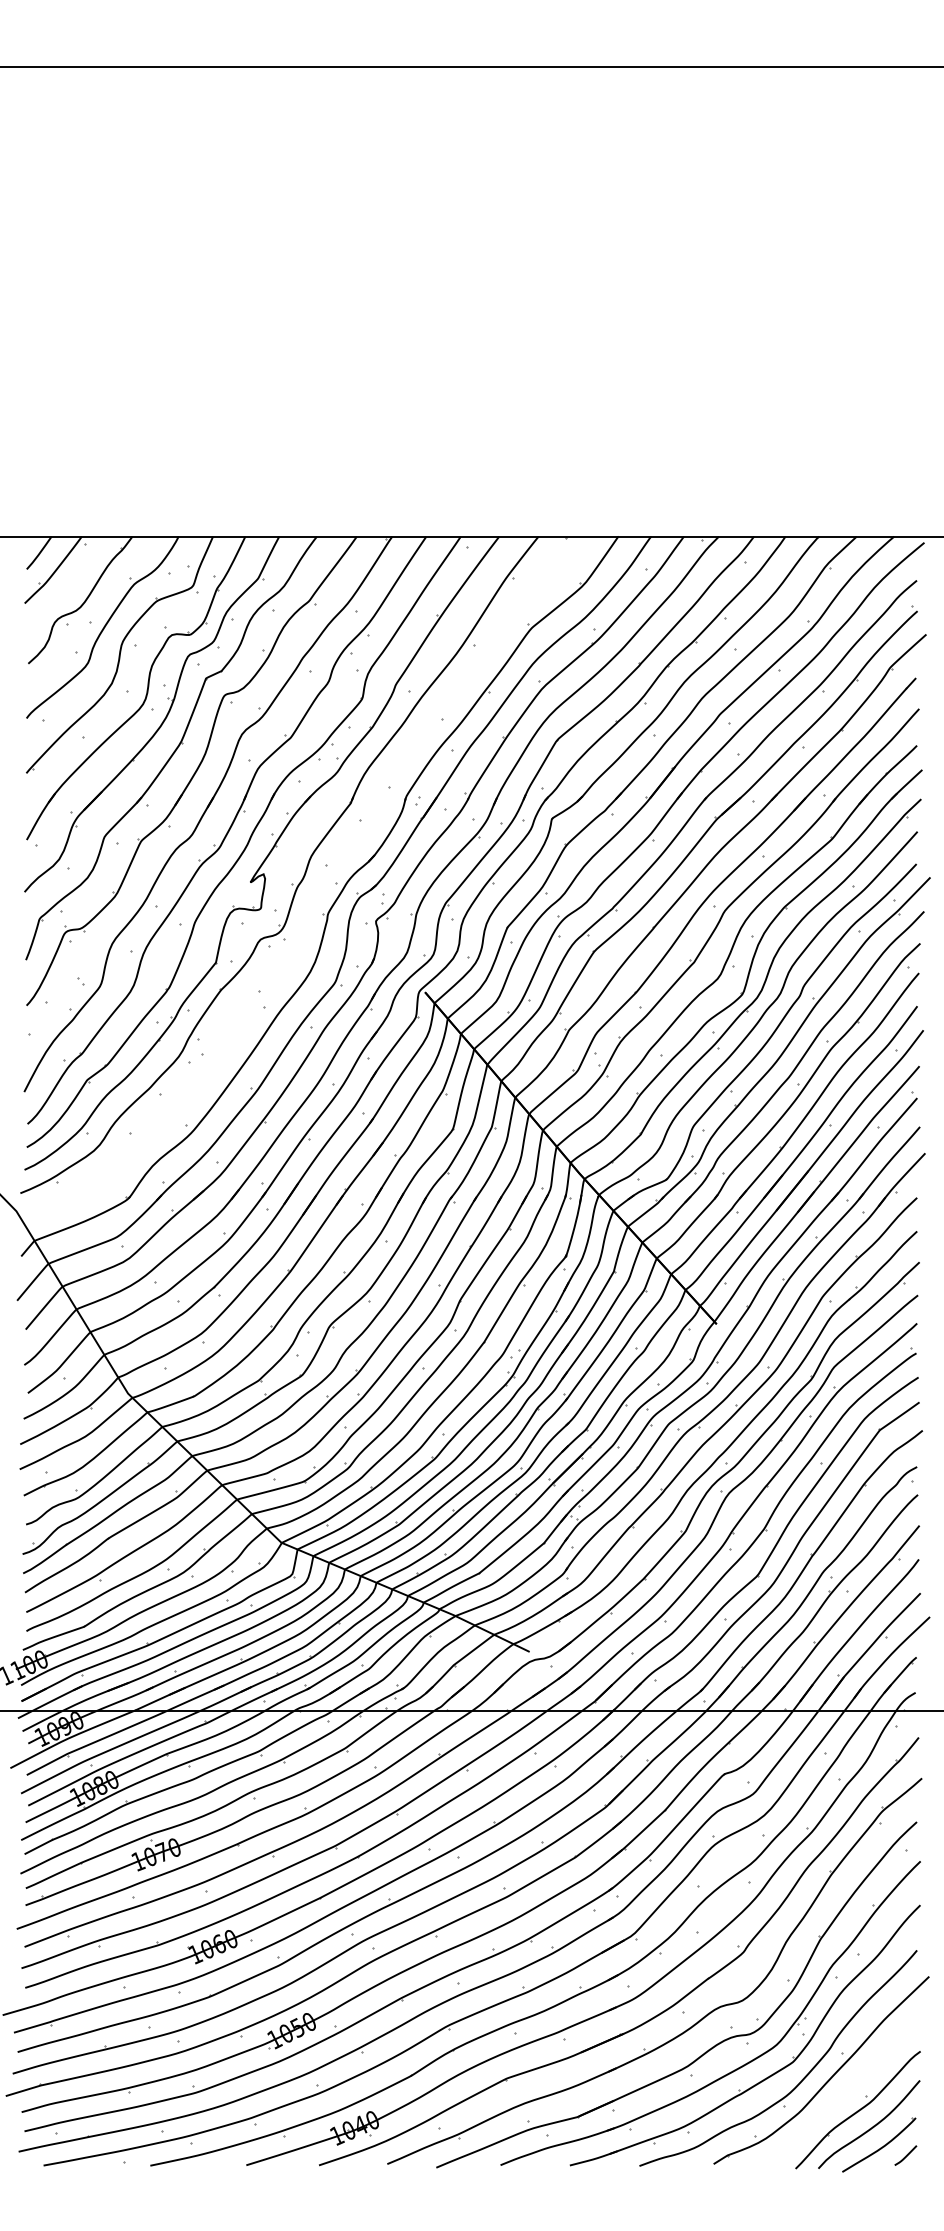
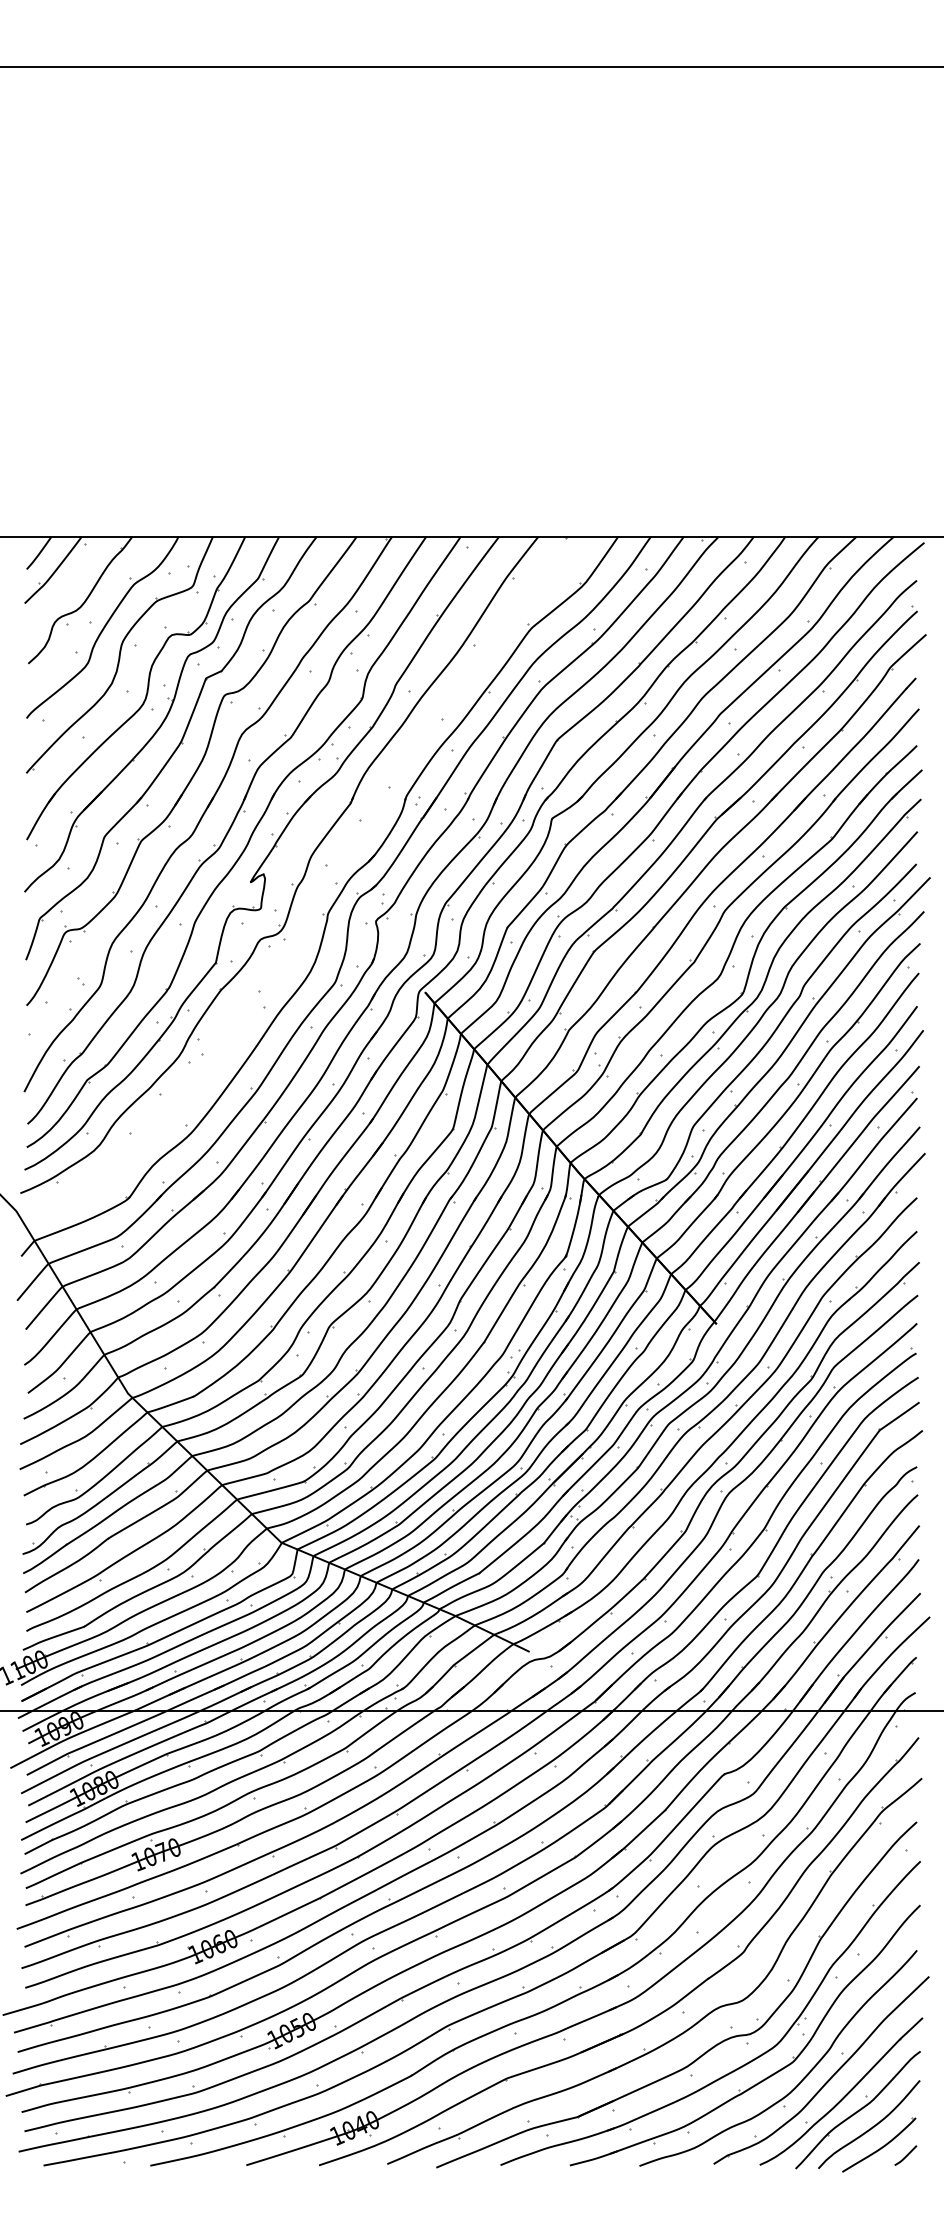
part: none -> present (841, 2091)
